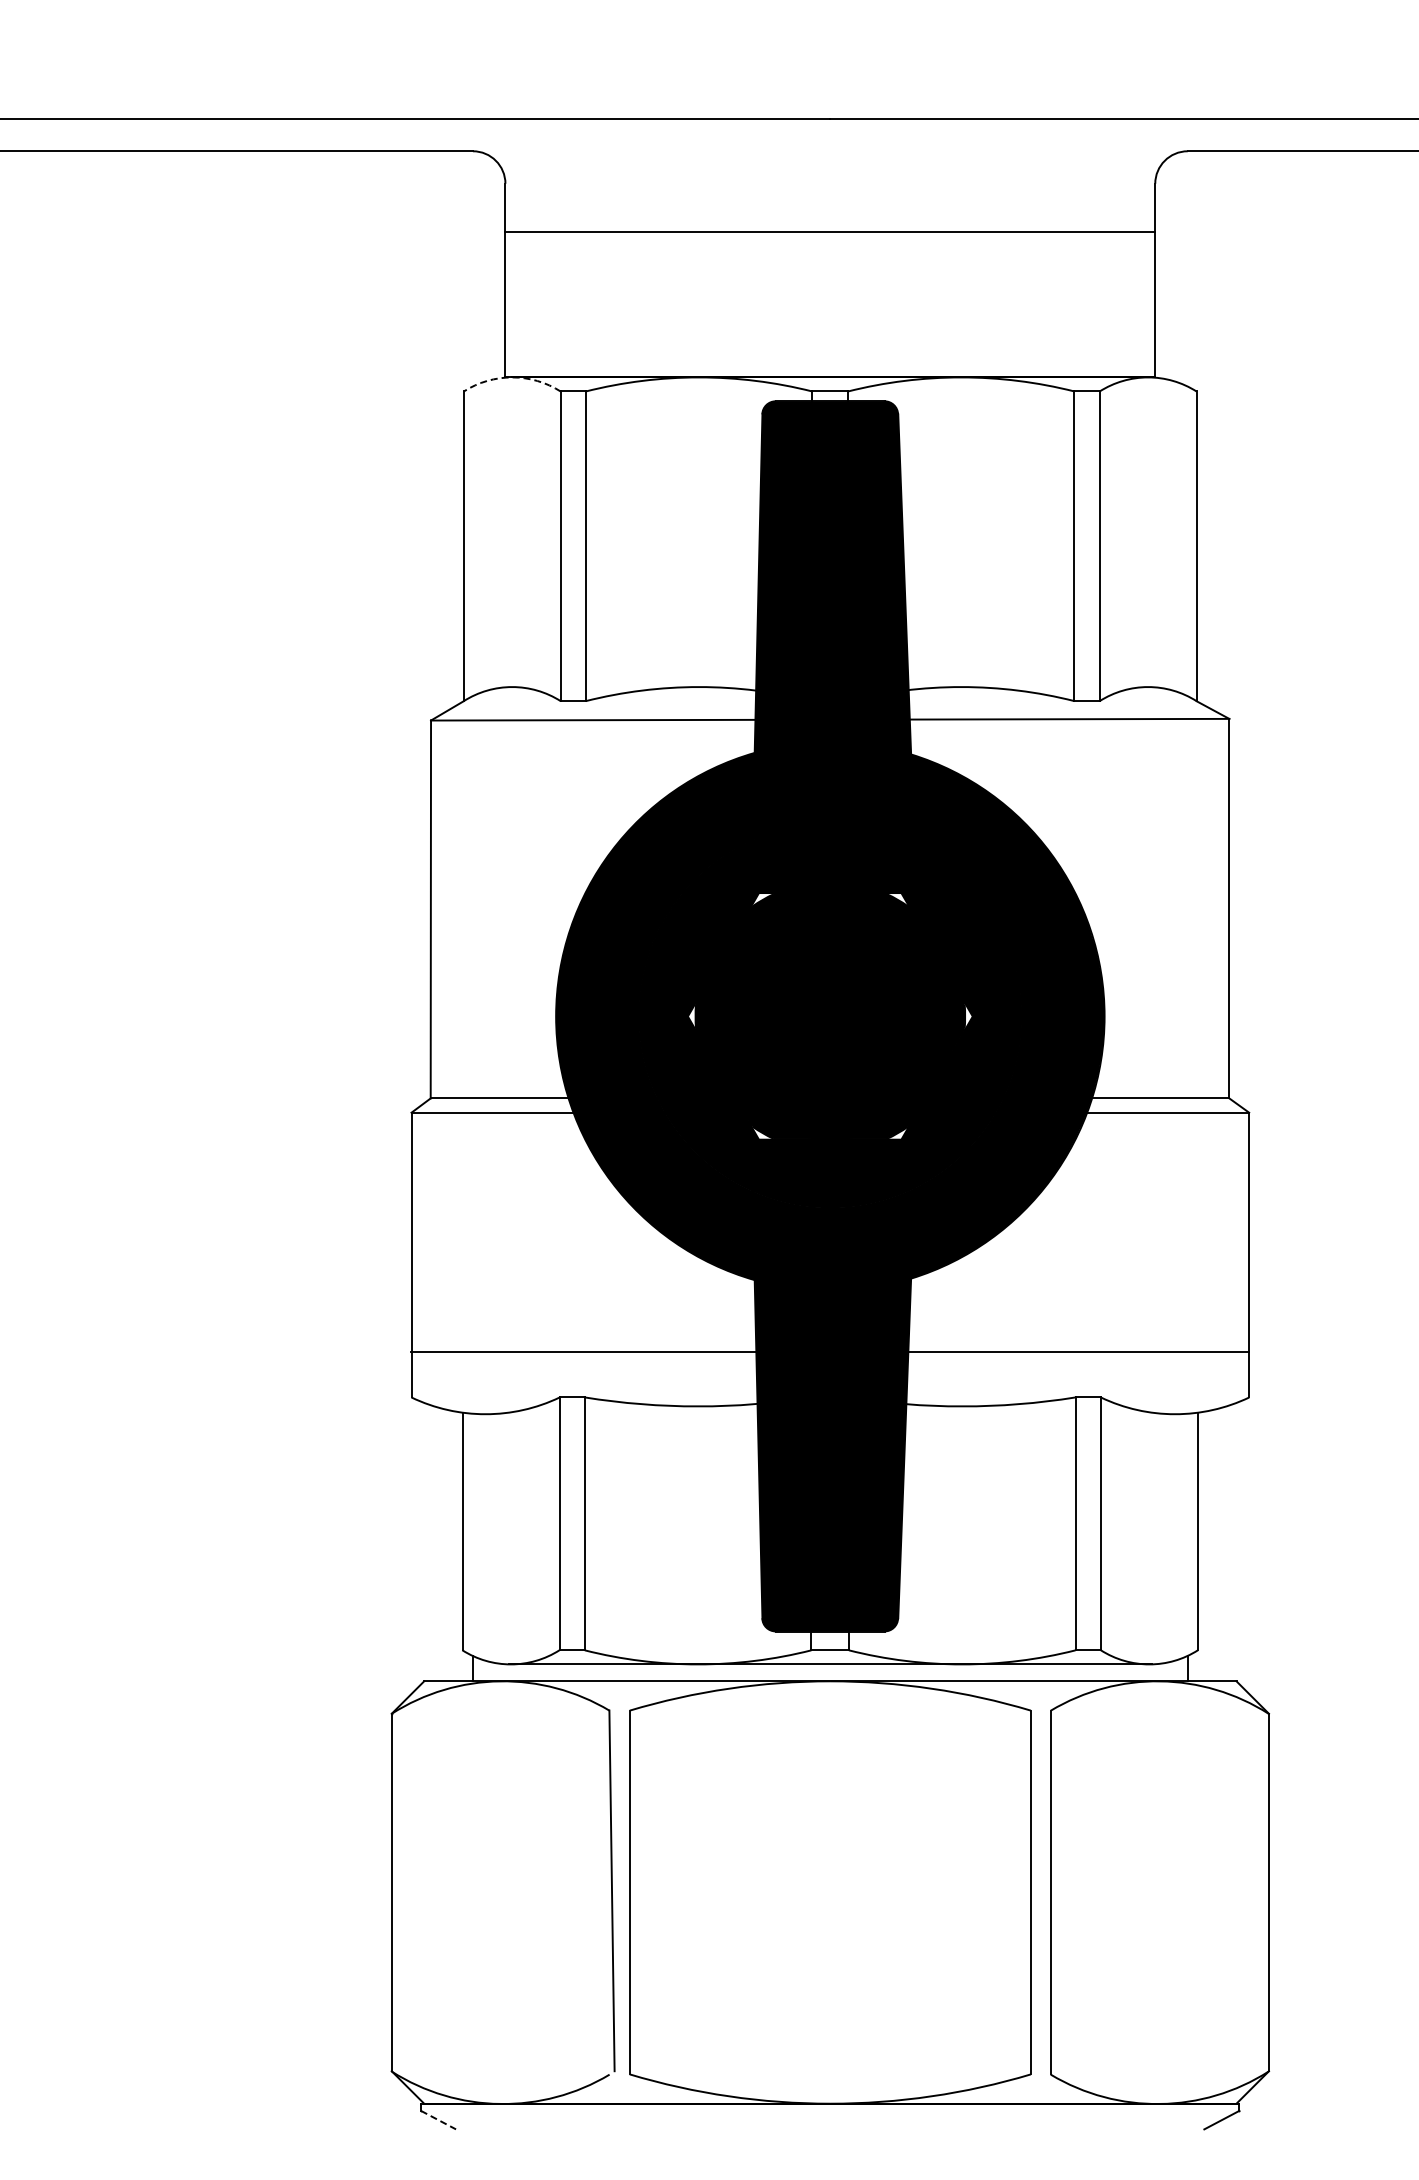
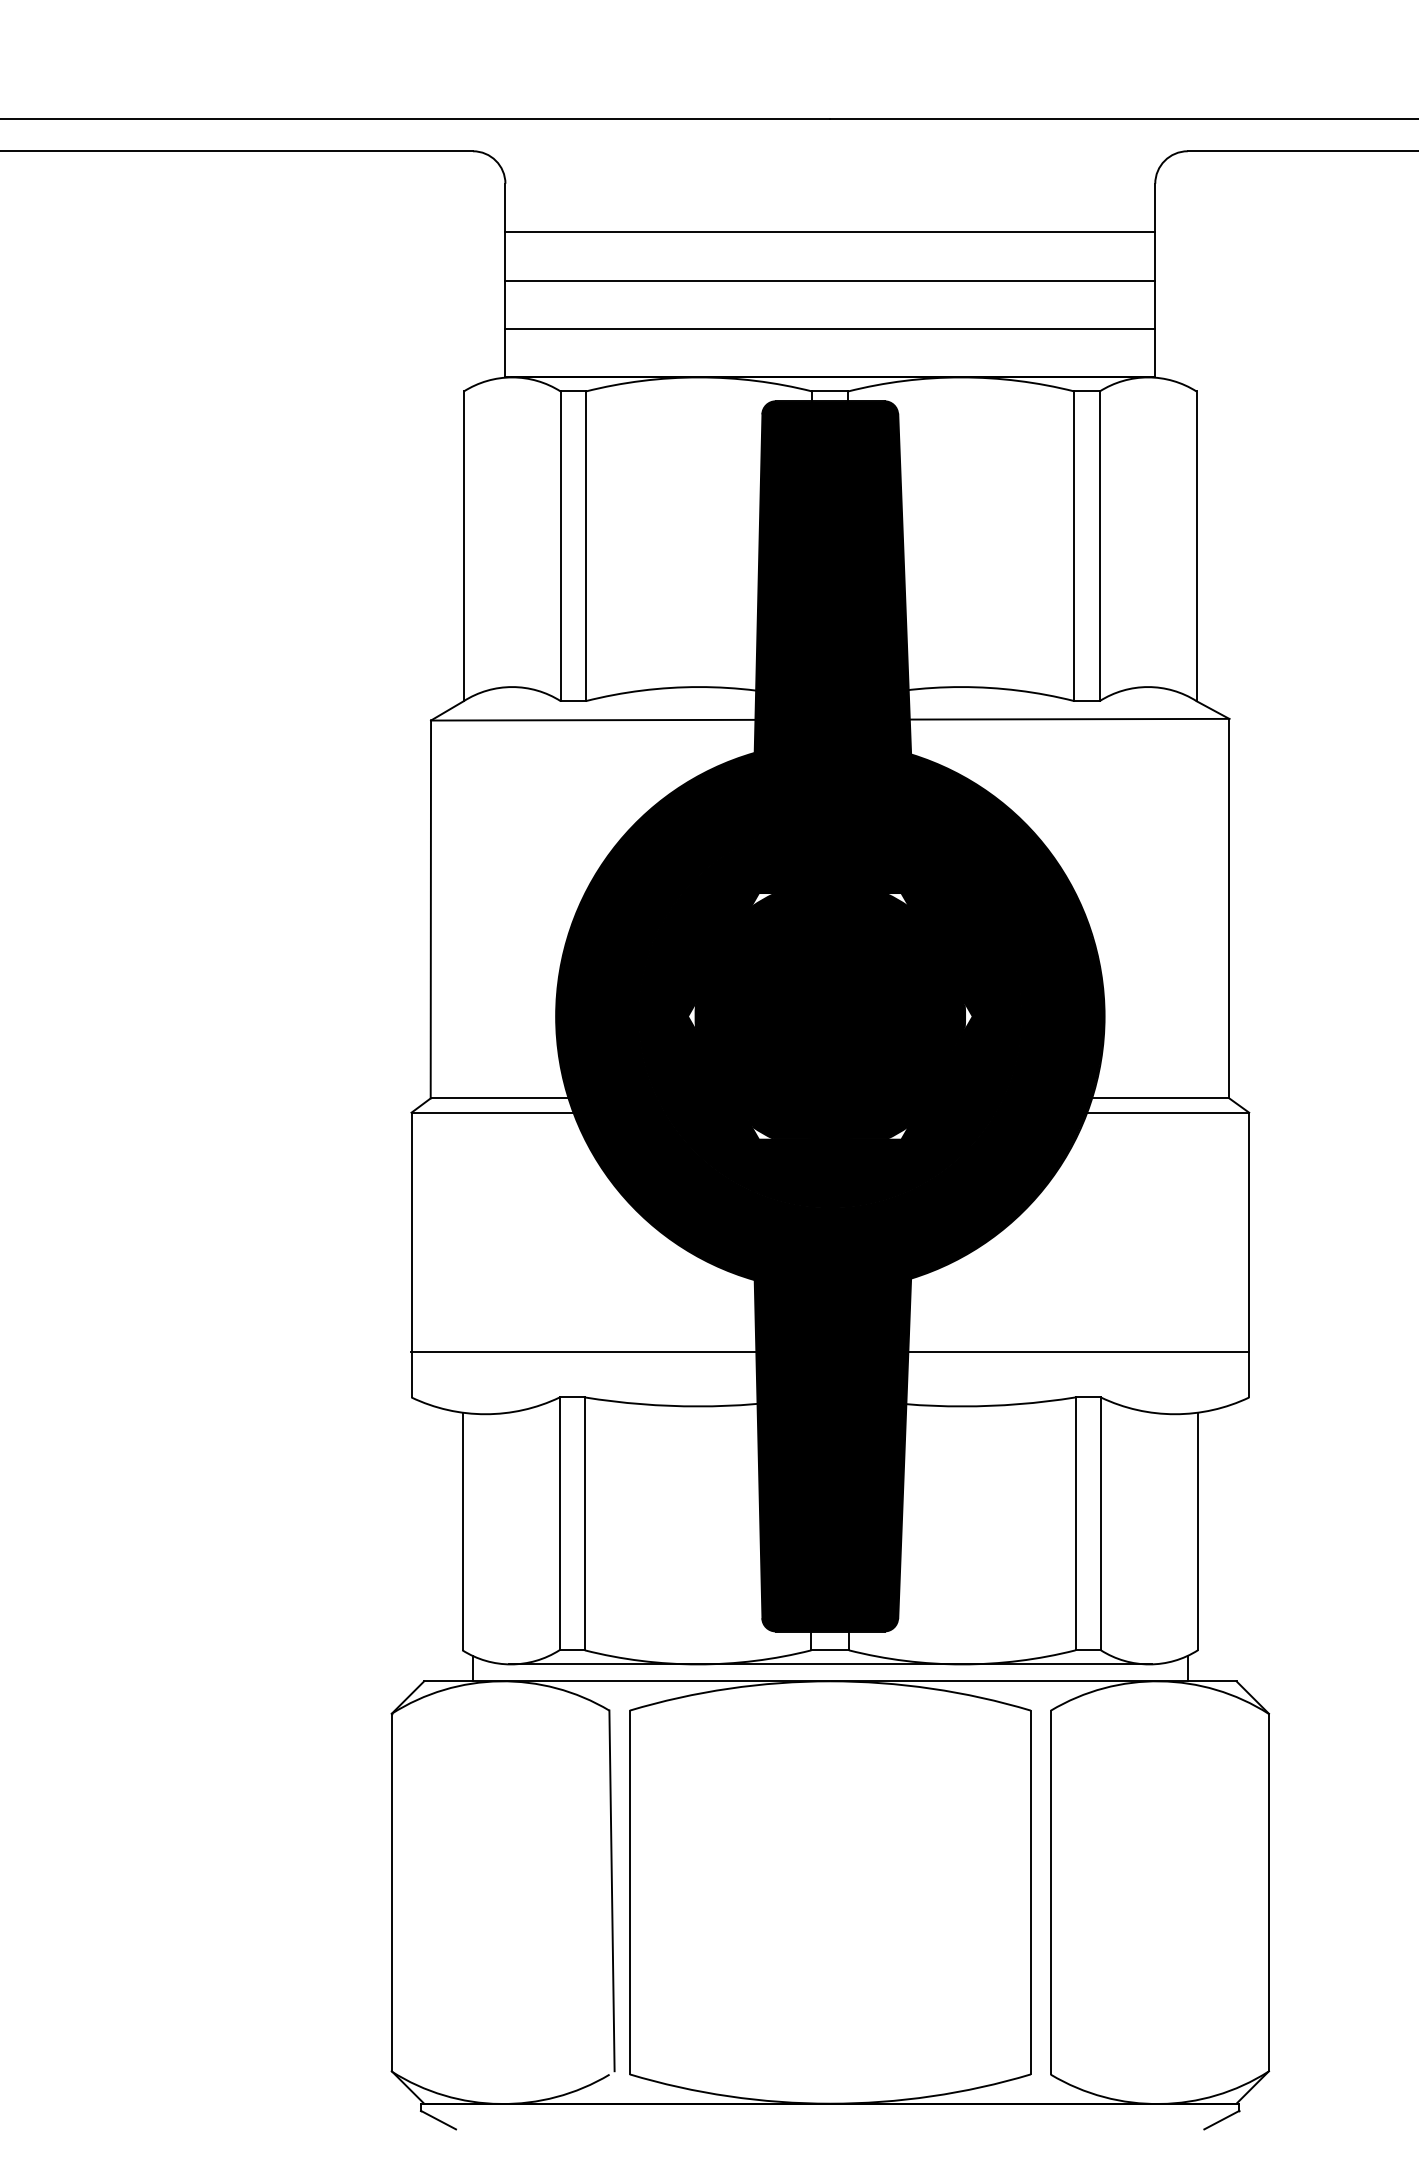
line: none -> present (830, 280)
line: none -> present (830, 329)
arc: dashed -> solid (512, 377)
line: dashed -> solid (438, 2120)
